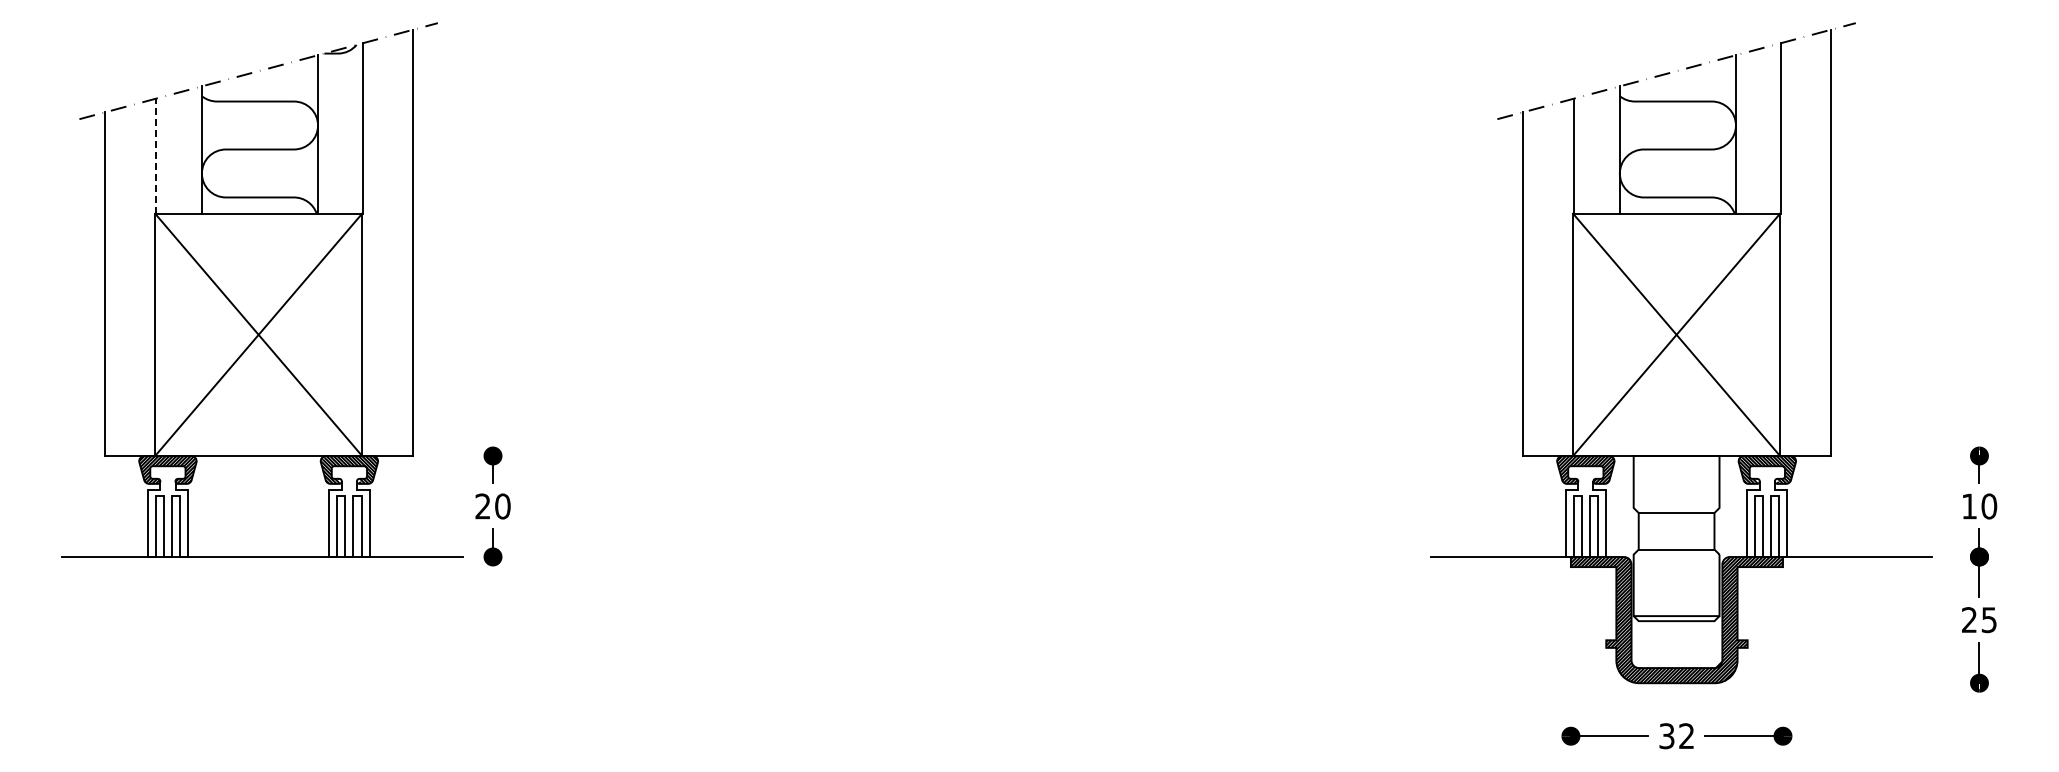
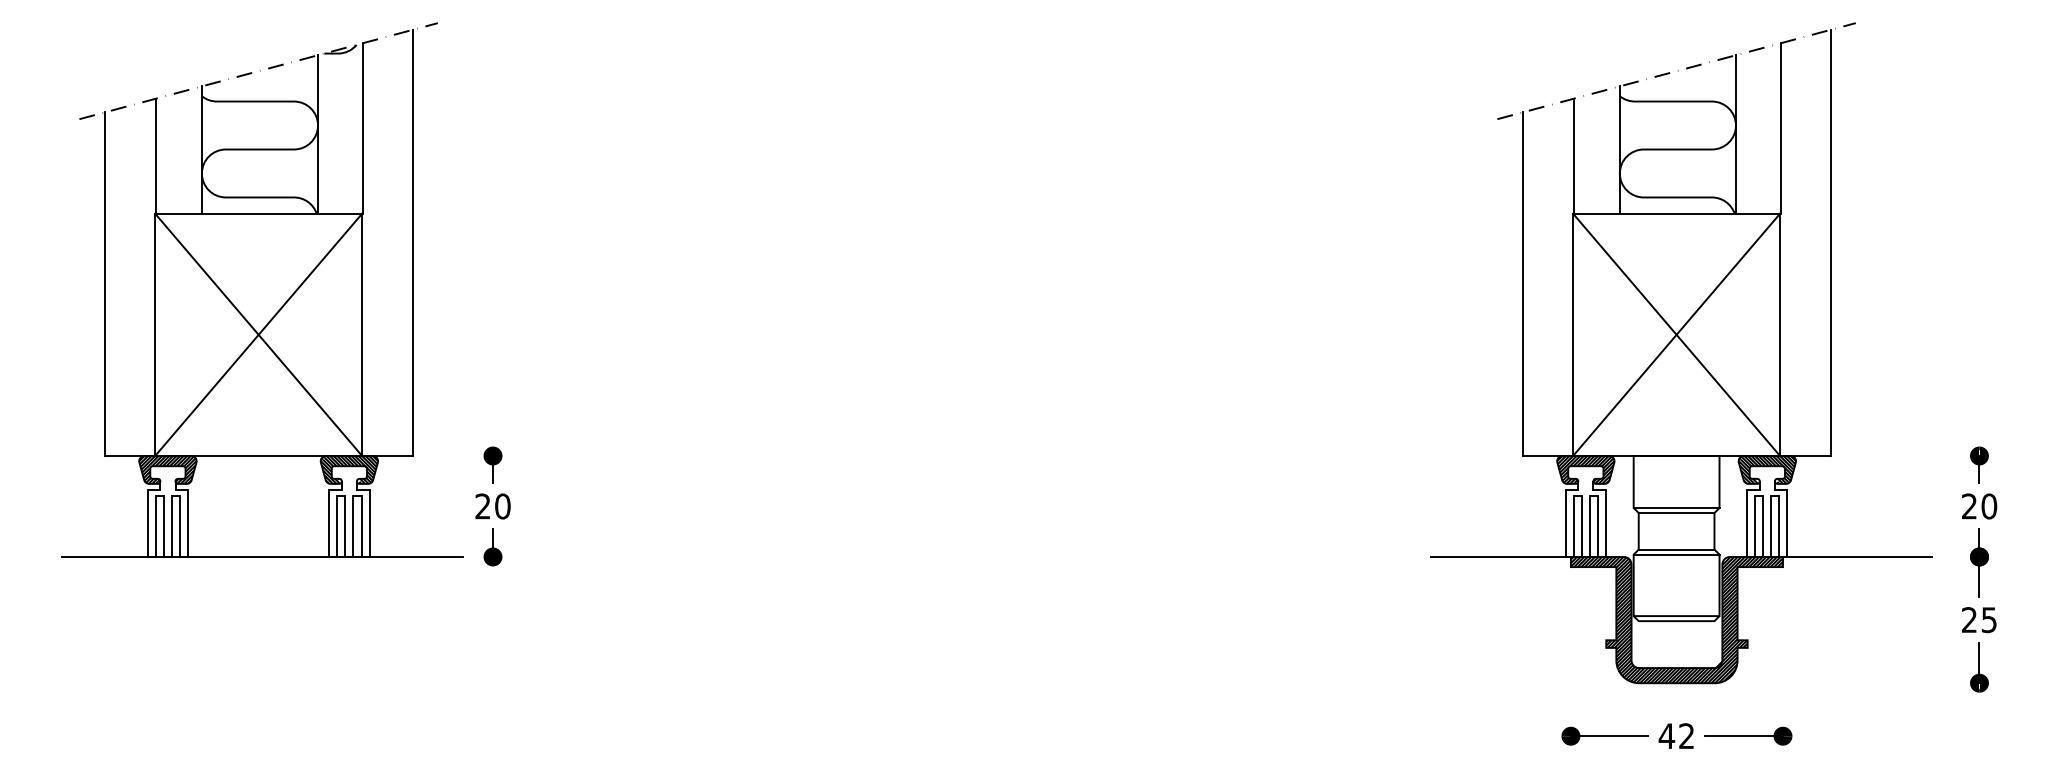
line: dashed -> solid (156, 156)
text: 10 -> 20 (1969, 506)
line: none -> present (1676, 507)
line: none -> present (1676, 554)
text: 32 -> 42 (1666, 736)
